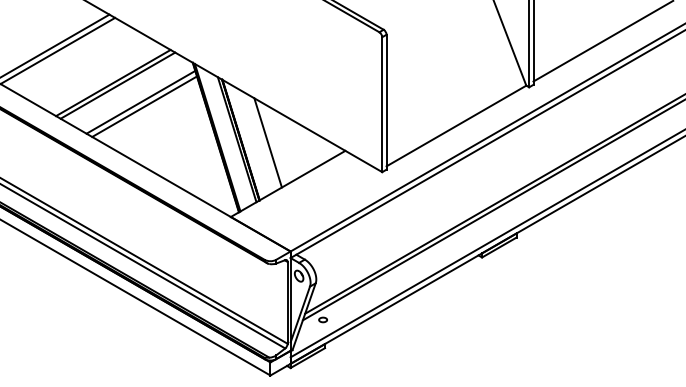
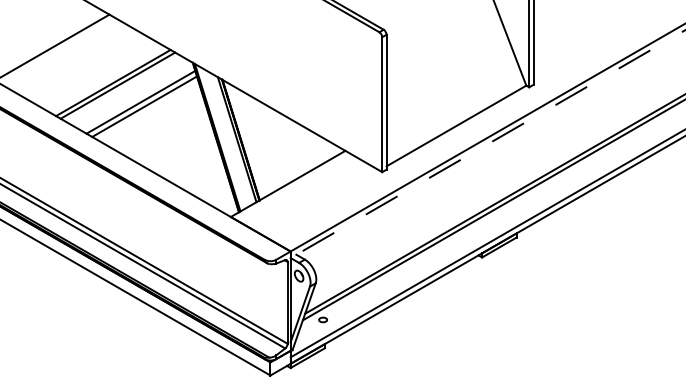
line: present -> none (601, 41)
line: present -> none (58, 50)
line: present -> none (267, 142)
line: solid -> dashed (487, 144)
